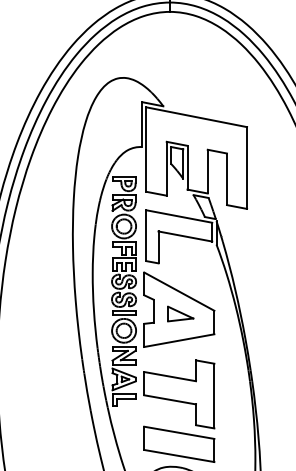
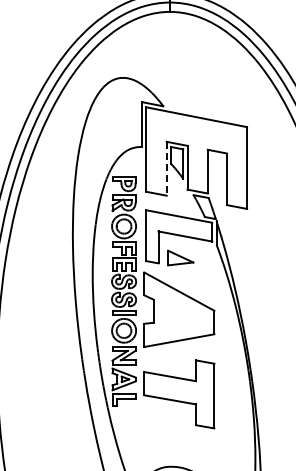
line: solid -> dashed (166, 168)
part position: (180, 313) -> (180, 257) (180, 257)
part: present -> none (179, 443)
